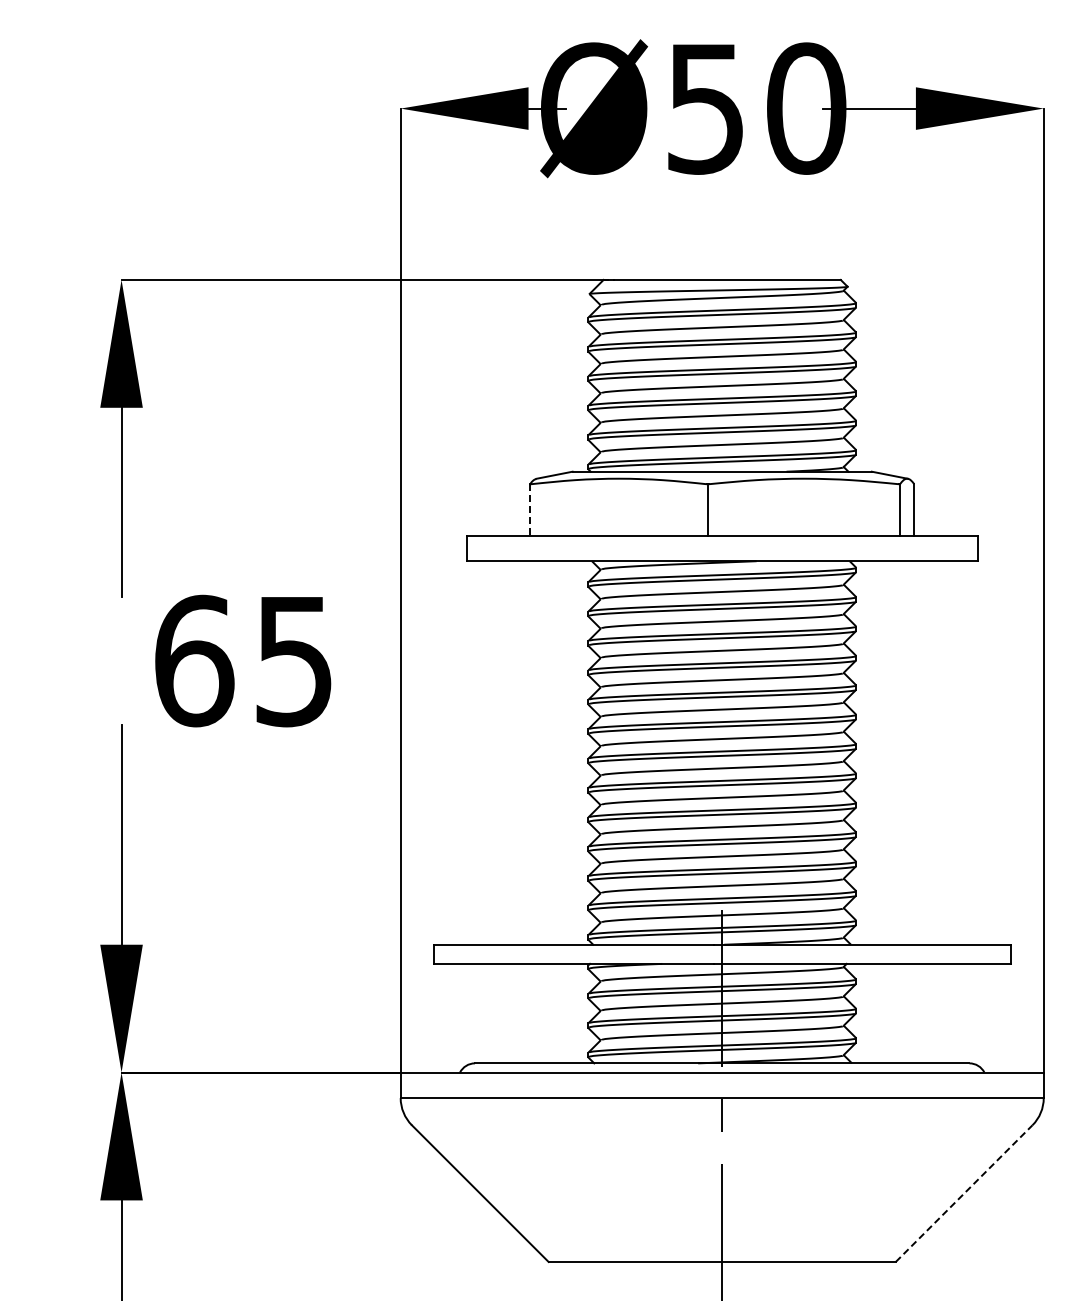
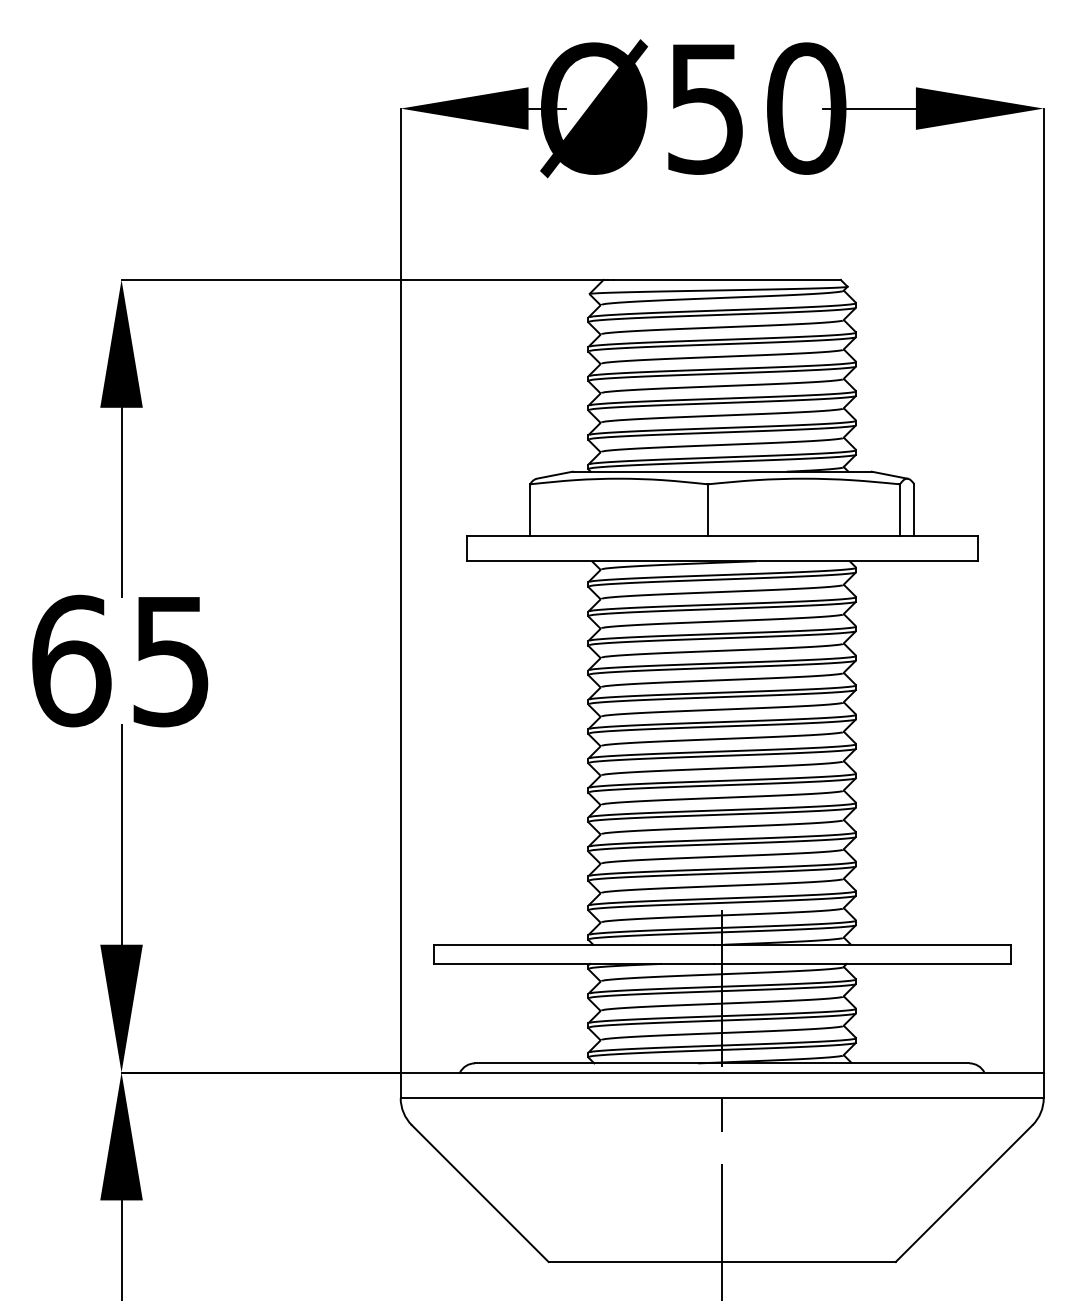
line: dashed -> solid (530, 509)
text position: (243, 660) -> (120, 660) (120, 660)
line: dashed -> solid (964, 1193)
